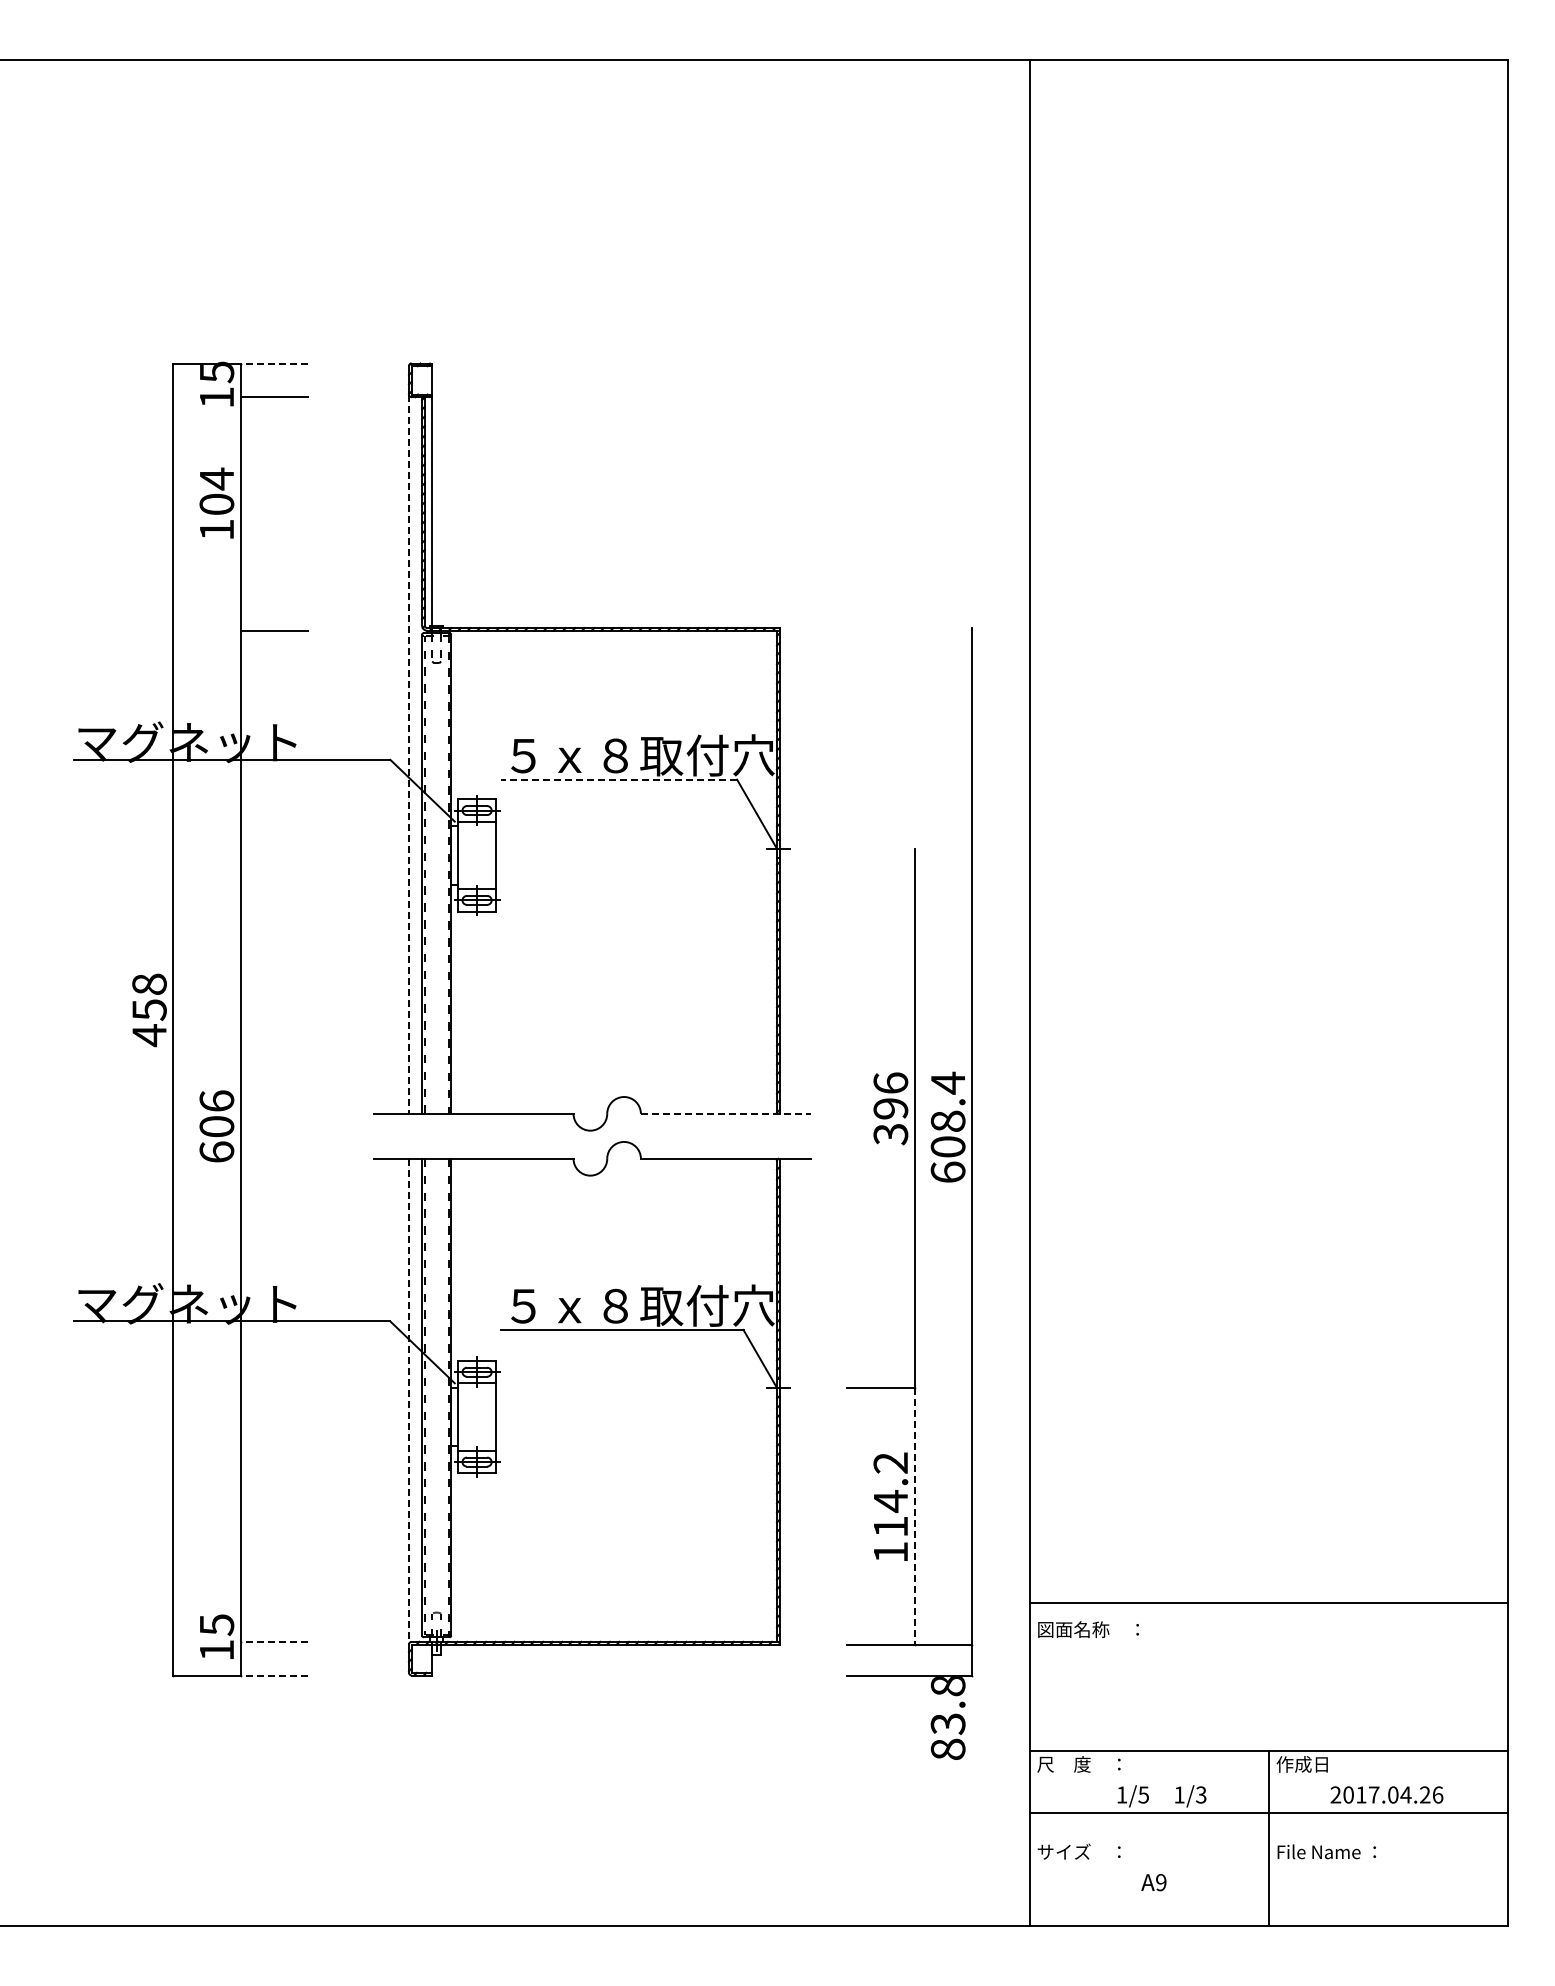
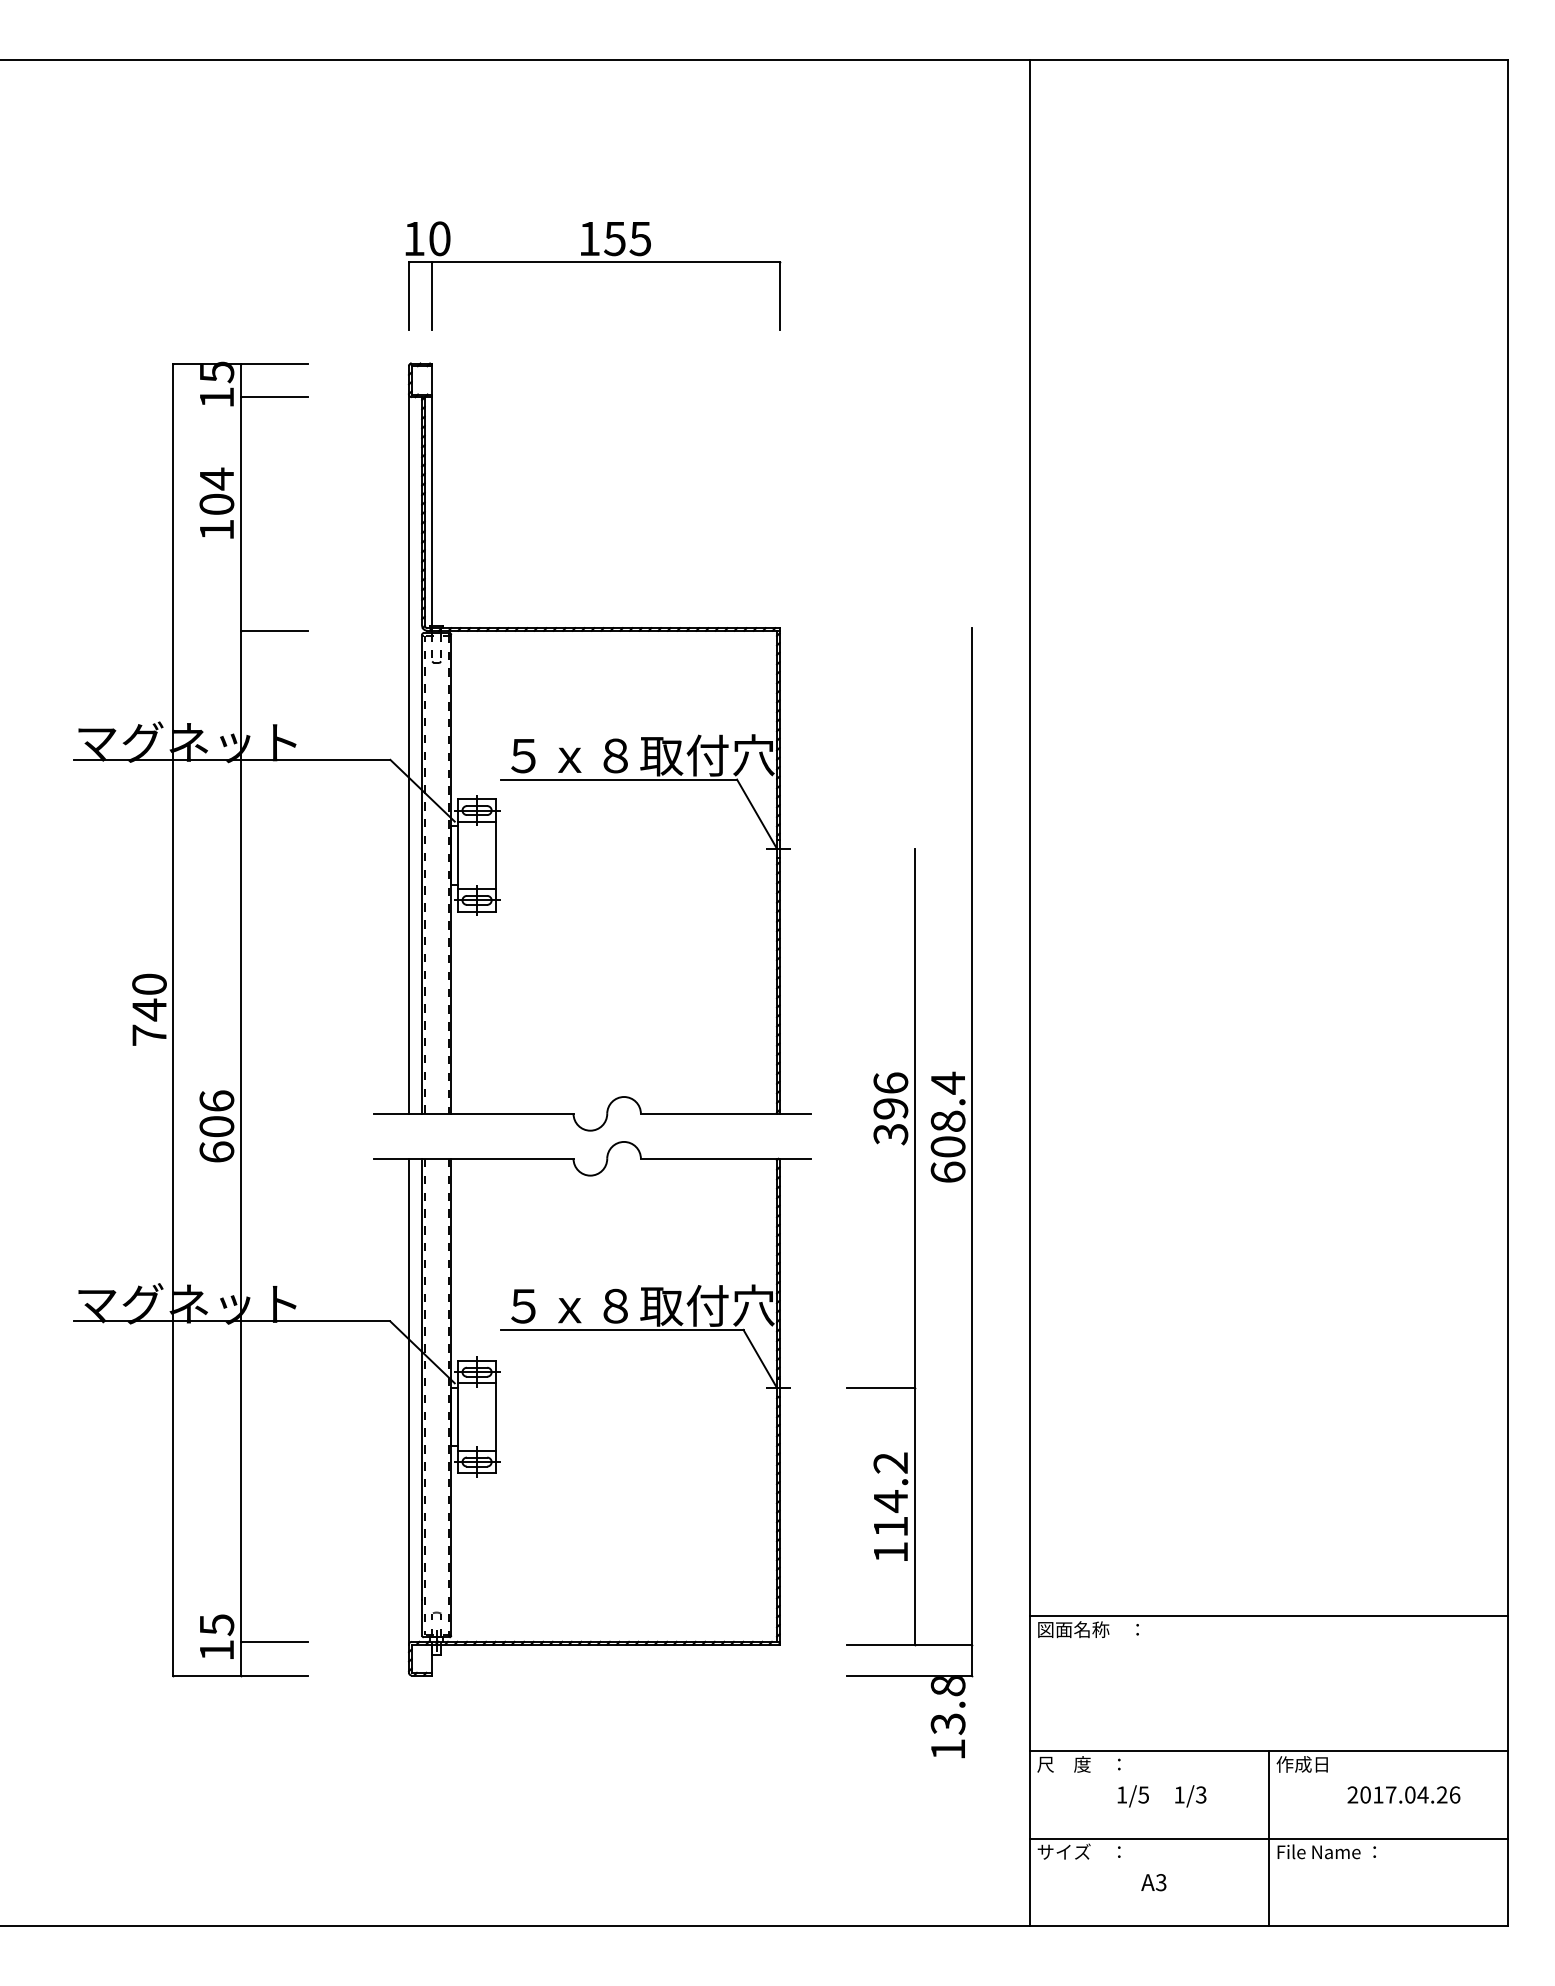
part: none -> present (593, 262)
line: dashed -> solid (274, 363)
line: dashed -> solid (409, 754)
line: dashed -> solid (618, 779)
text: 458 -> 740 (149, 1010)
line: dashed -> solid (726, 1113)
line: dashed -> solid (409, 1401)
line: dashed -> solid (914, 1516)
line position: (1268, 1603) -> (1268, 1616) (1268, 1616)
line: dashed -> solid (274, 1641)
line: dashed -> solid (274, 1675)
text: 83.8 -> 13.8 (947, 1748)
text position: (1386, 1794) -> (1403, 1794) (1403, 1794)
line position: (1268, 1812) -> (1268, 1838) (1268, 1838)
text: A9 -> A3 (1161, 1882)
